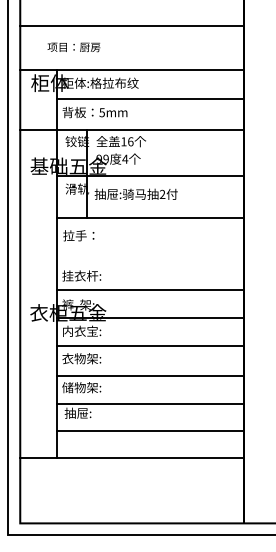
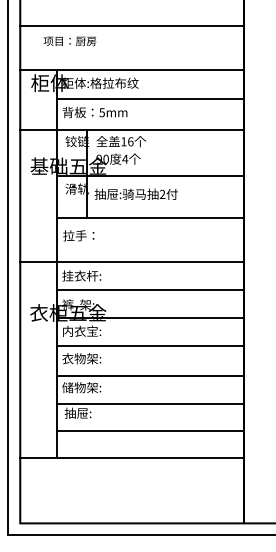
text position: (73, 47) -> (69, 41) (69, 41)
text: 99 -> 90 (105, 159)
line: none -> present (132, 261)
